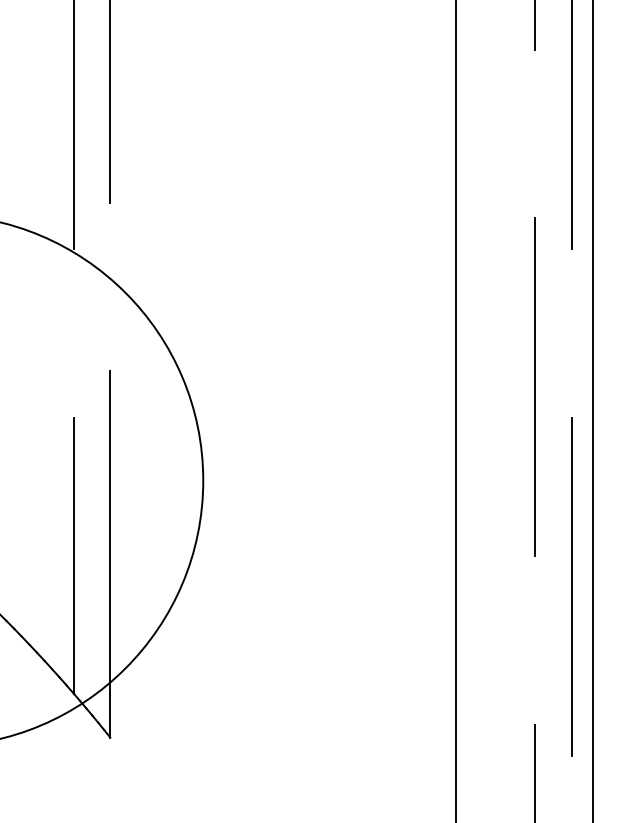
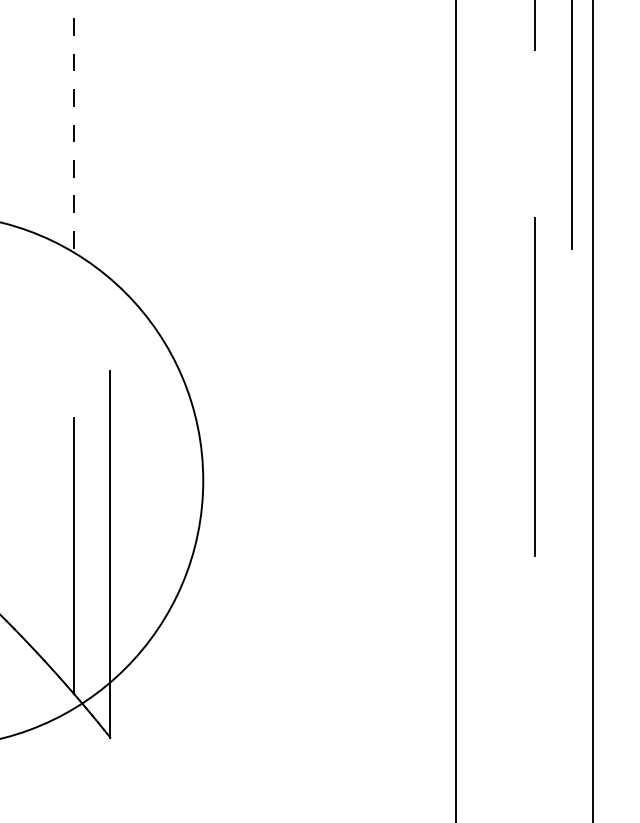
line: present -> none (110, 102)
line: solid -> dashed (74, 125)
line: present -> none (571, 586)
line: present -> none (535, 771)
